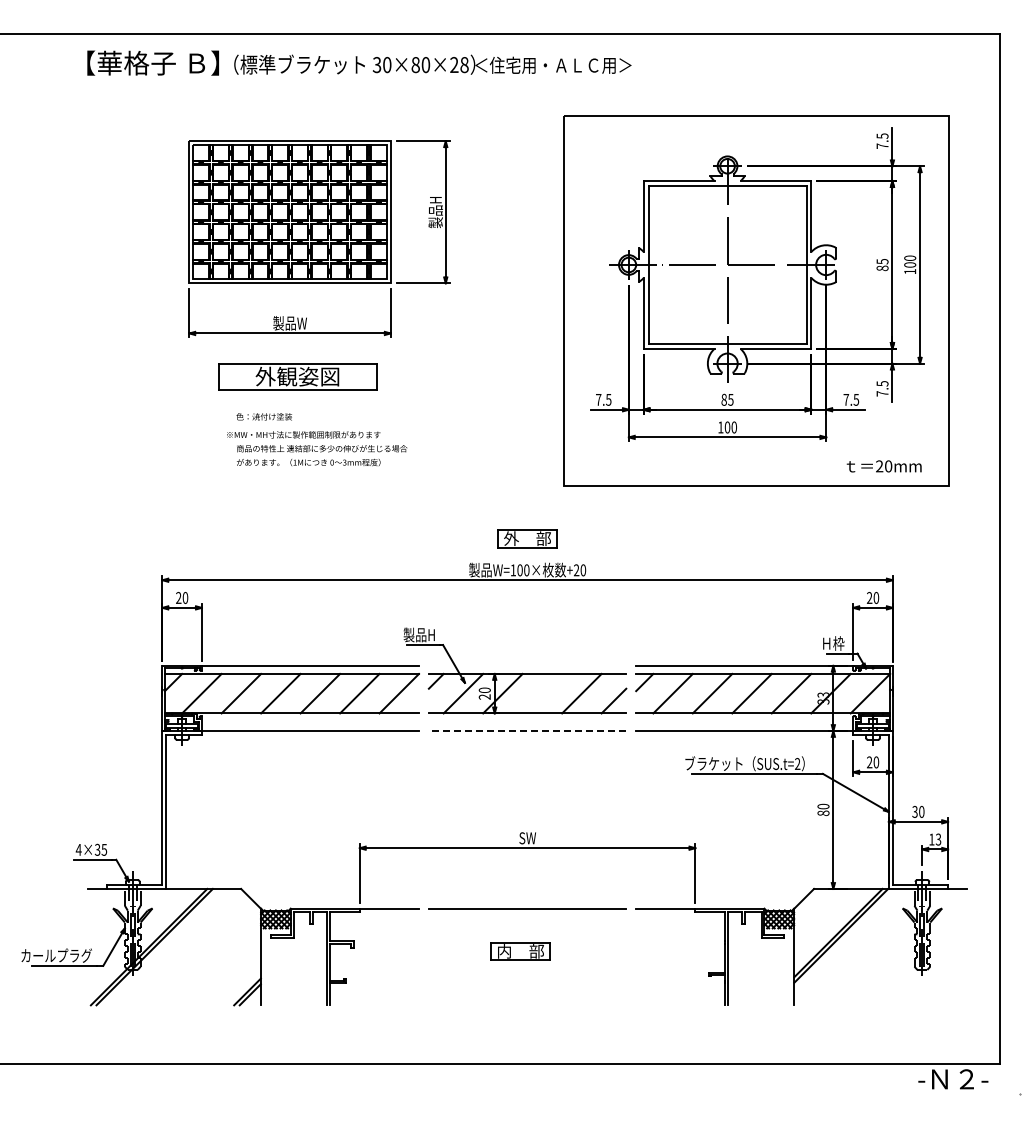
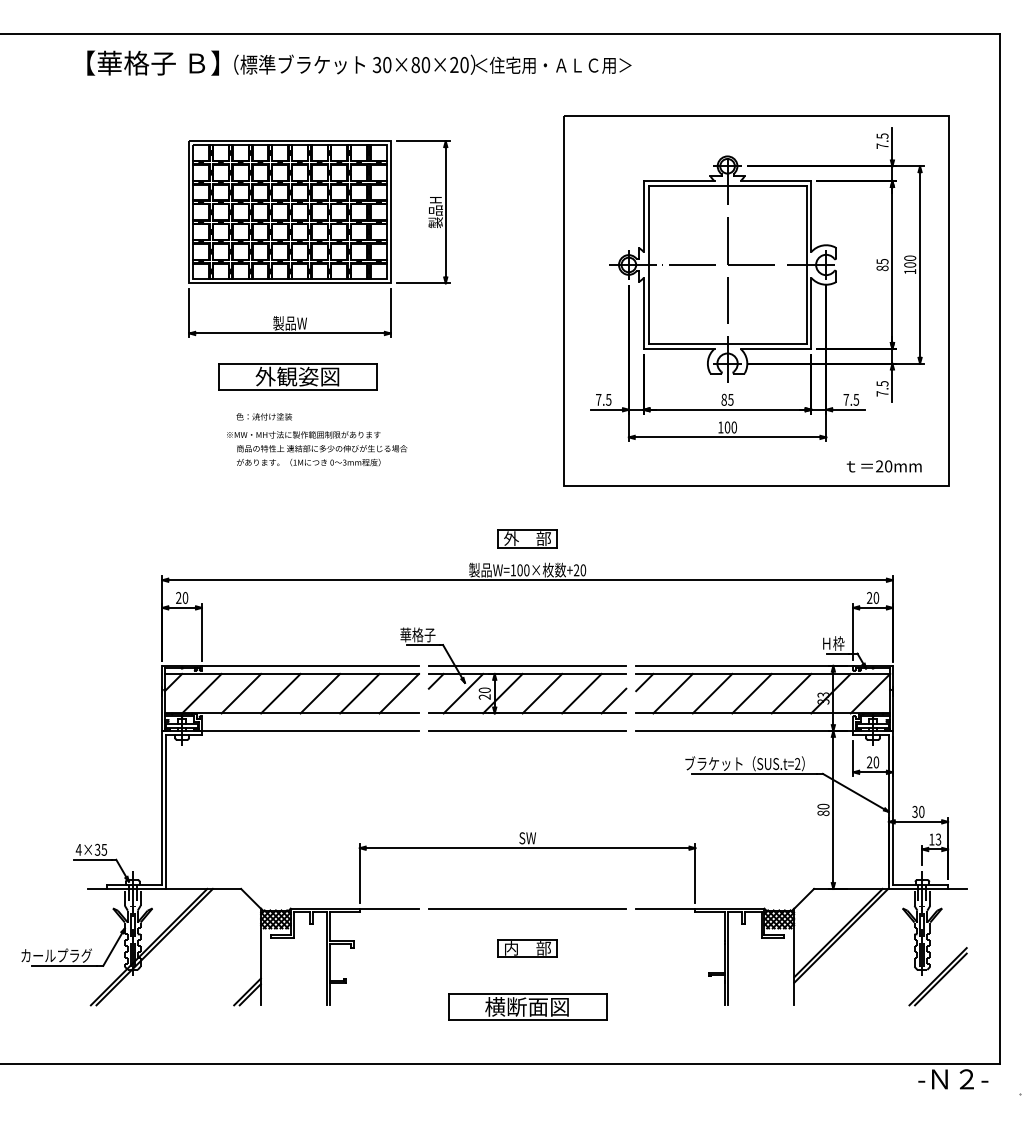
text: 30×80×28 -> 30×80×20 (464, 64)
text: 製品H -> 華格子 (417, 634)
line: none -> present (527, 665)
line: none -> present (542, 693)
line: dashed -> solid (527, 731)
part position: (520, 951) -> (527, 948) (527, 948)
part: none -> present (937, 976)
part: none -> present (527, 1006)
